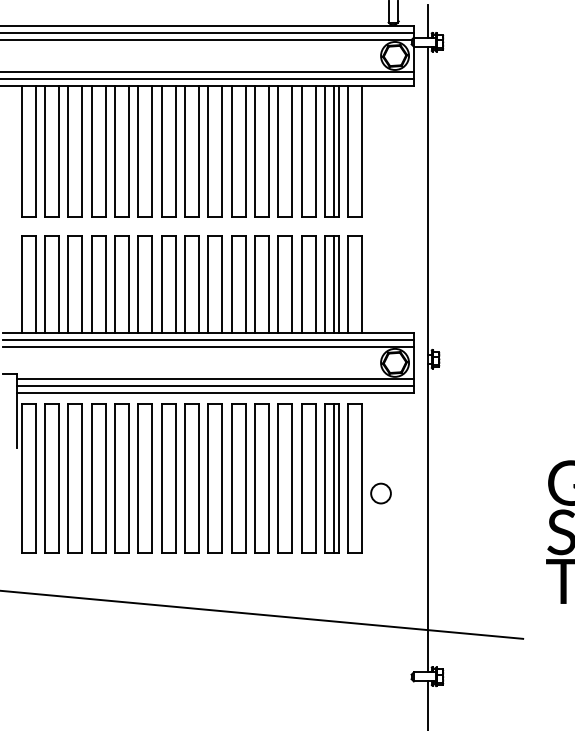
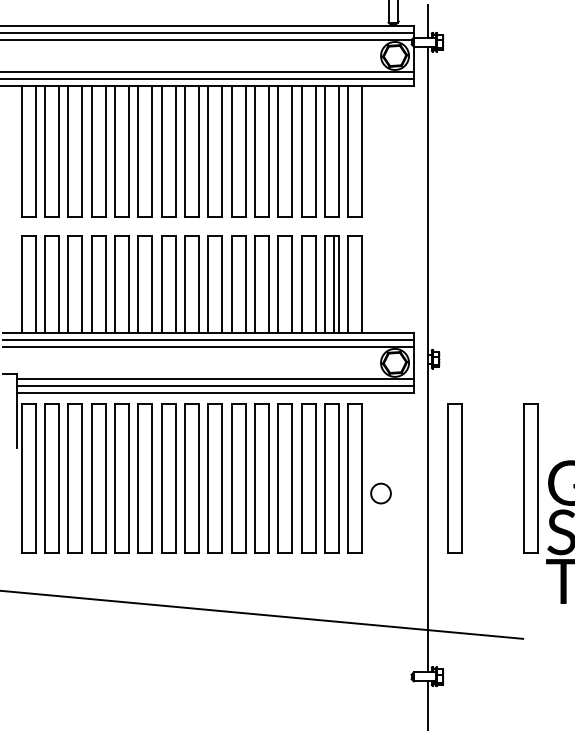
line: present -> none (334, 151)
line: present -> none (334, 477)
part: none -> present (454, 478)
part: none -> present (530, 478)
